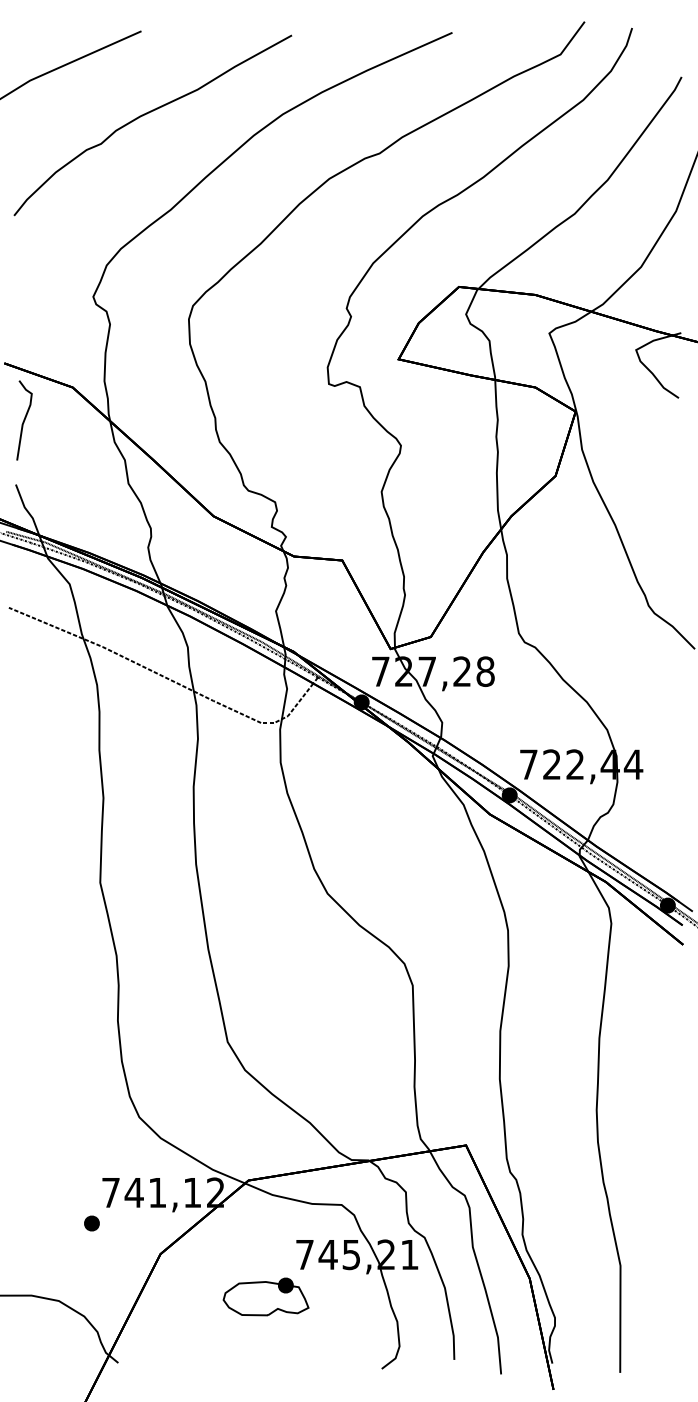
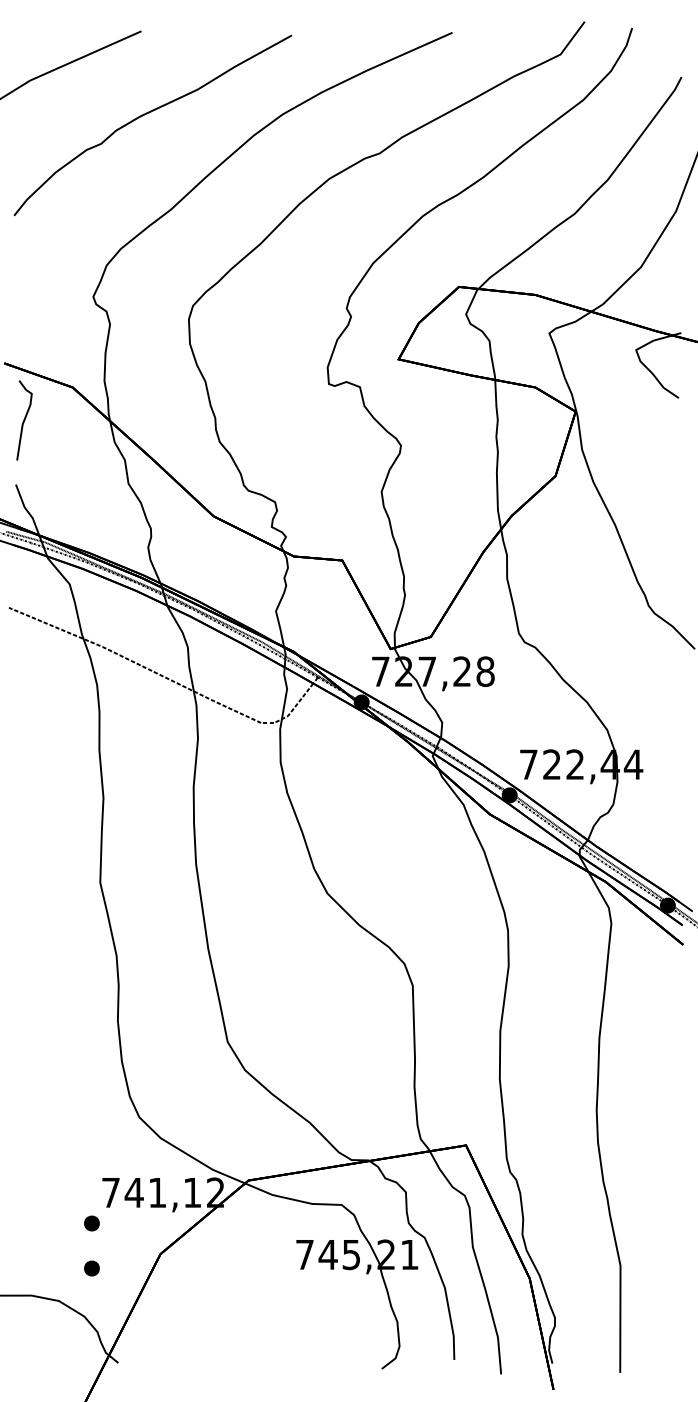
part: none -> present (91, 1268)
part: present -> none (265, 1296)
